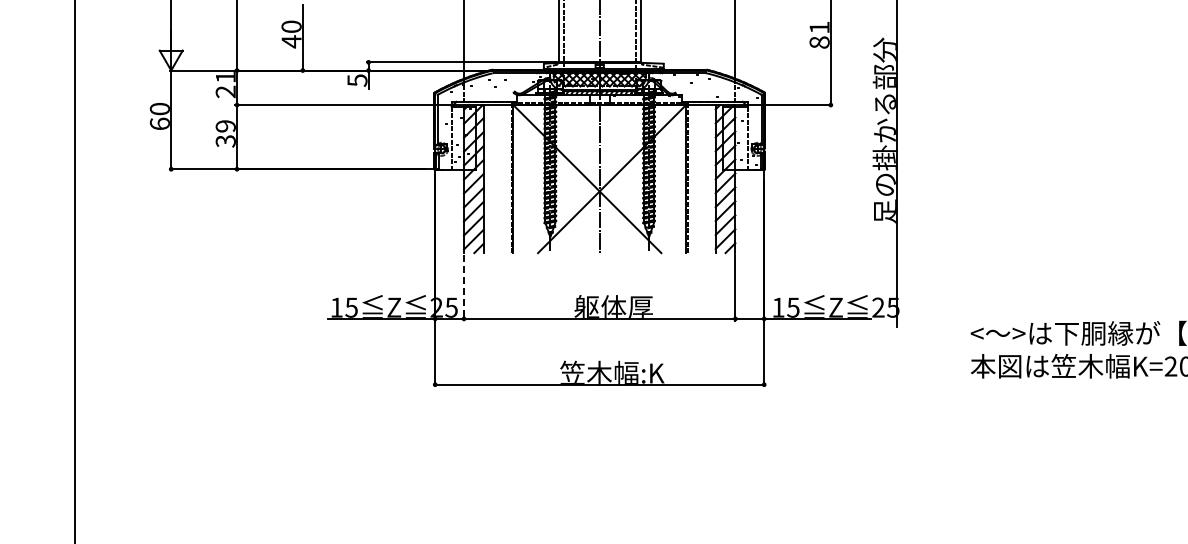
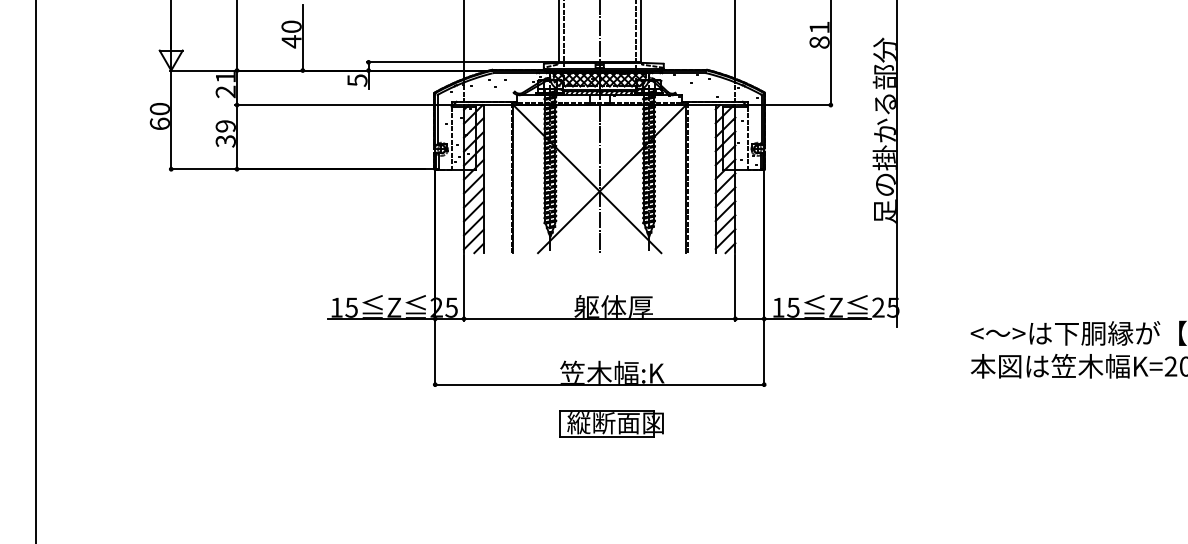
line position: (74, 271) -> (35, 271) (35, 271)
line: dashed -> solid (464, 287)
part: none -> present (611, 423)
